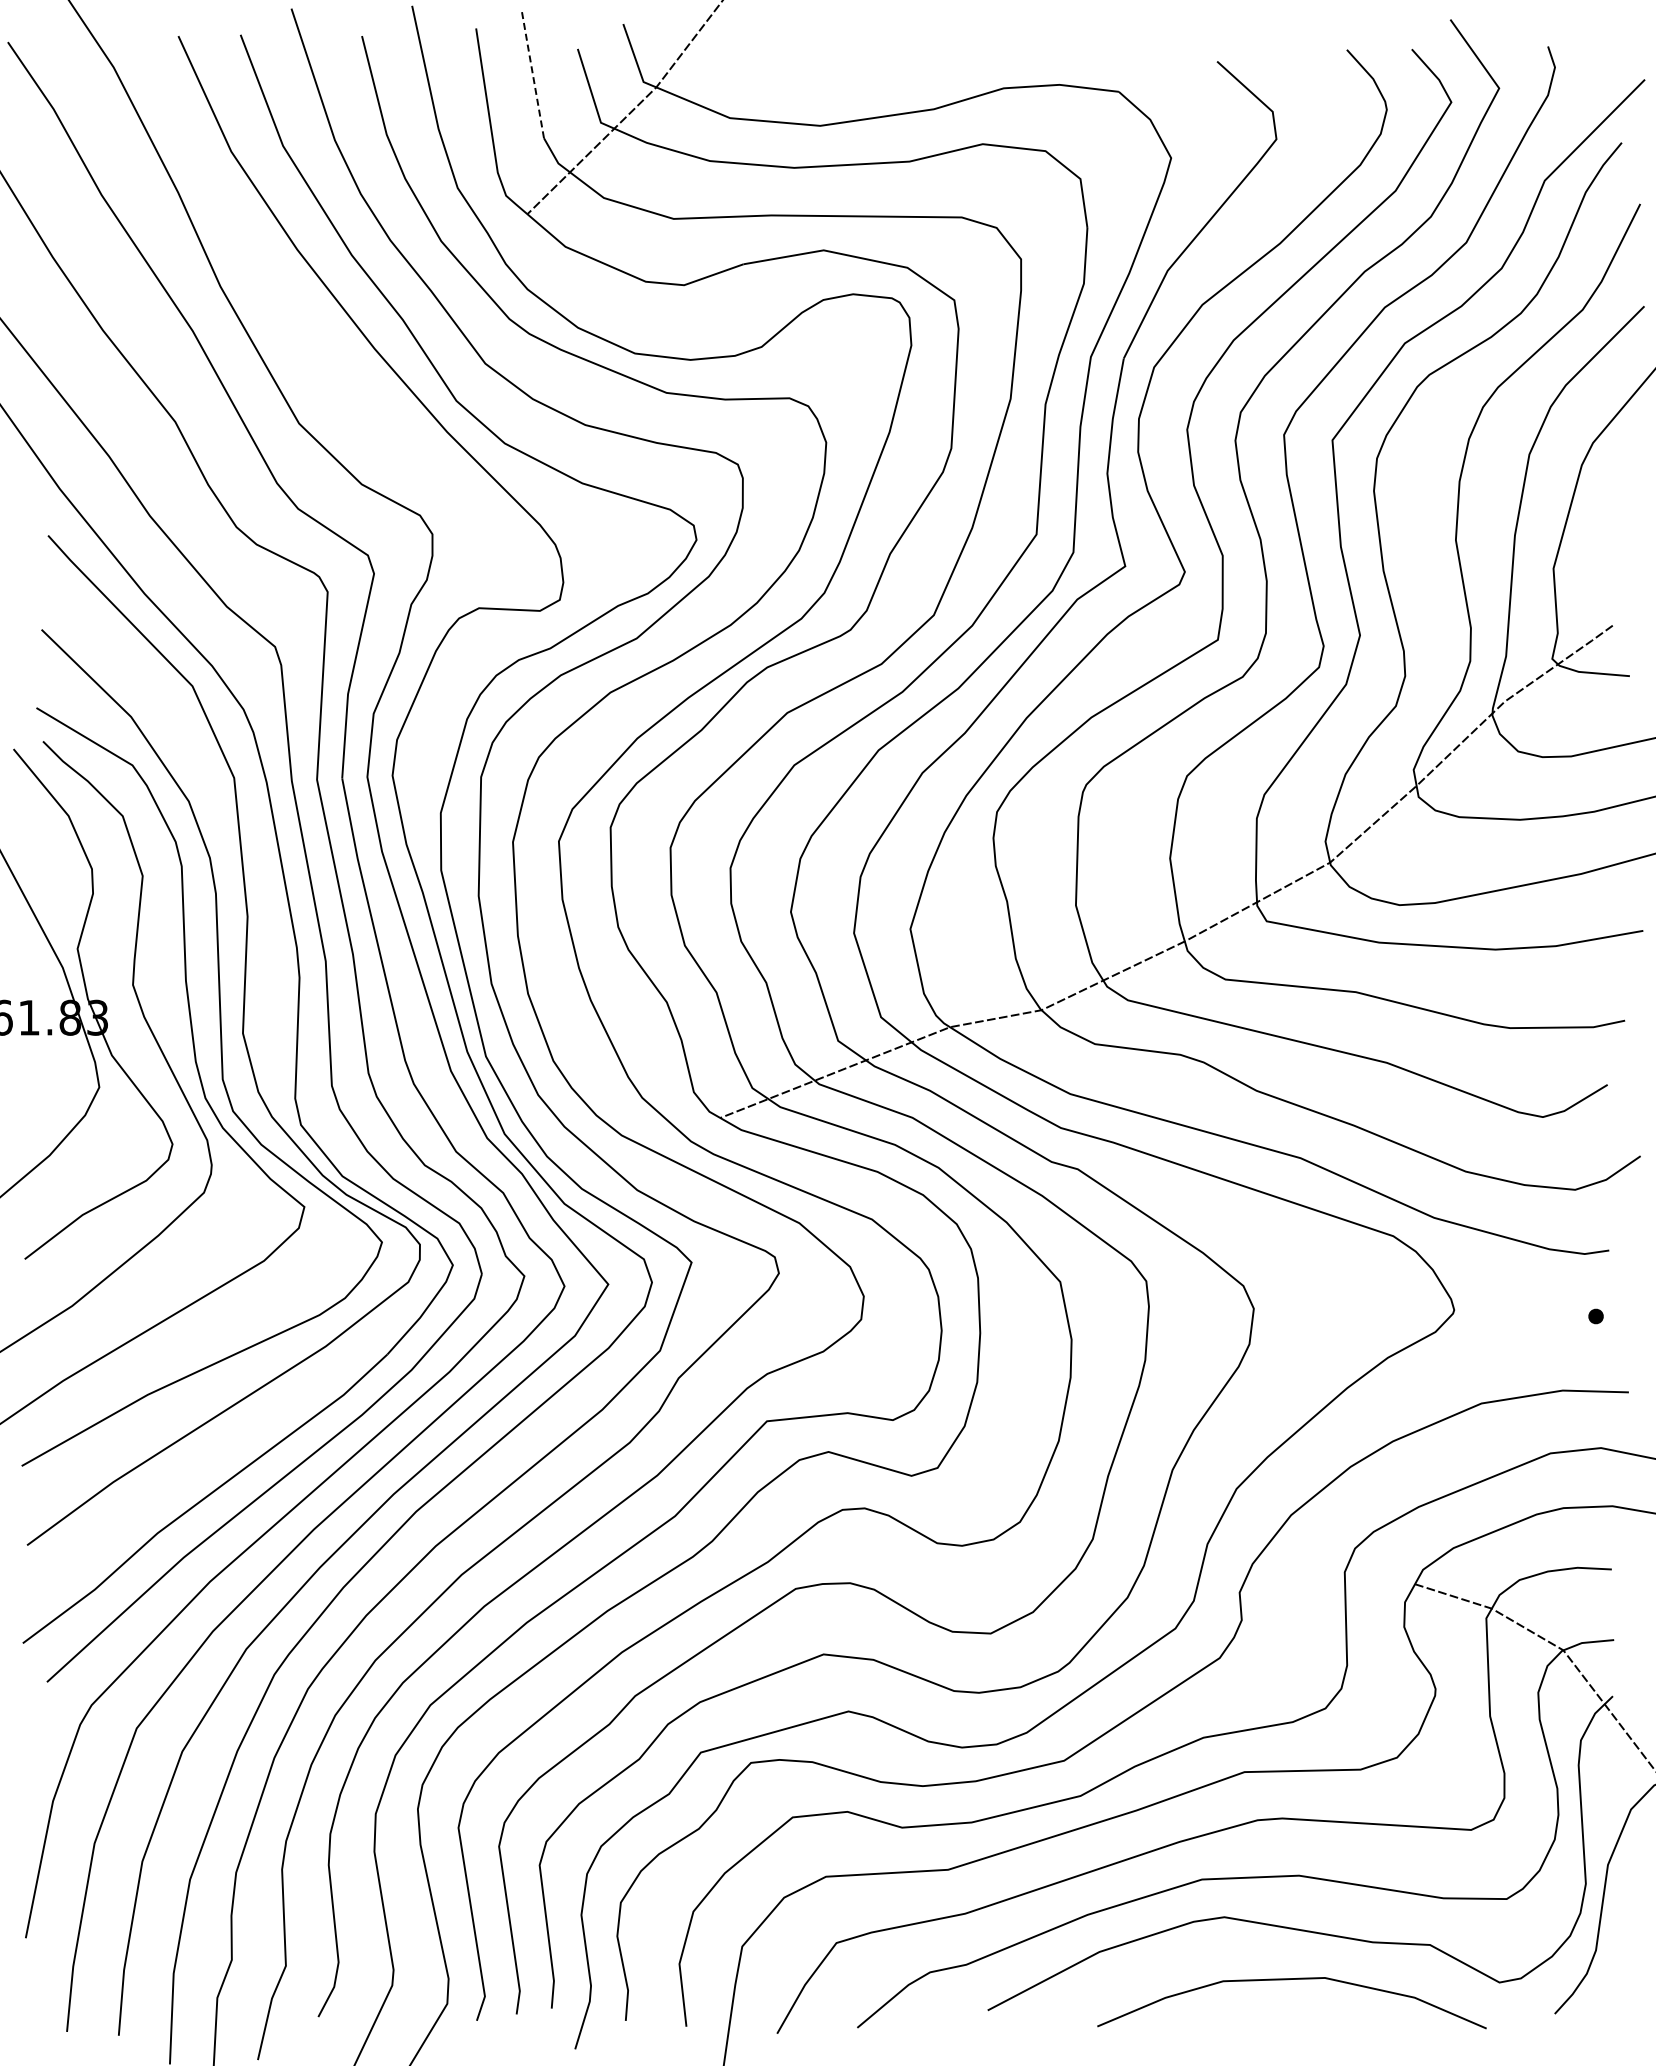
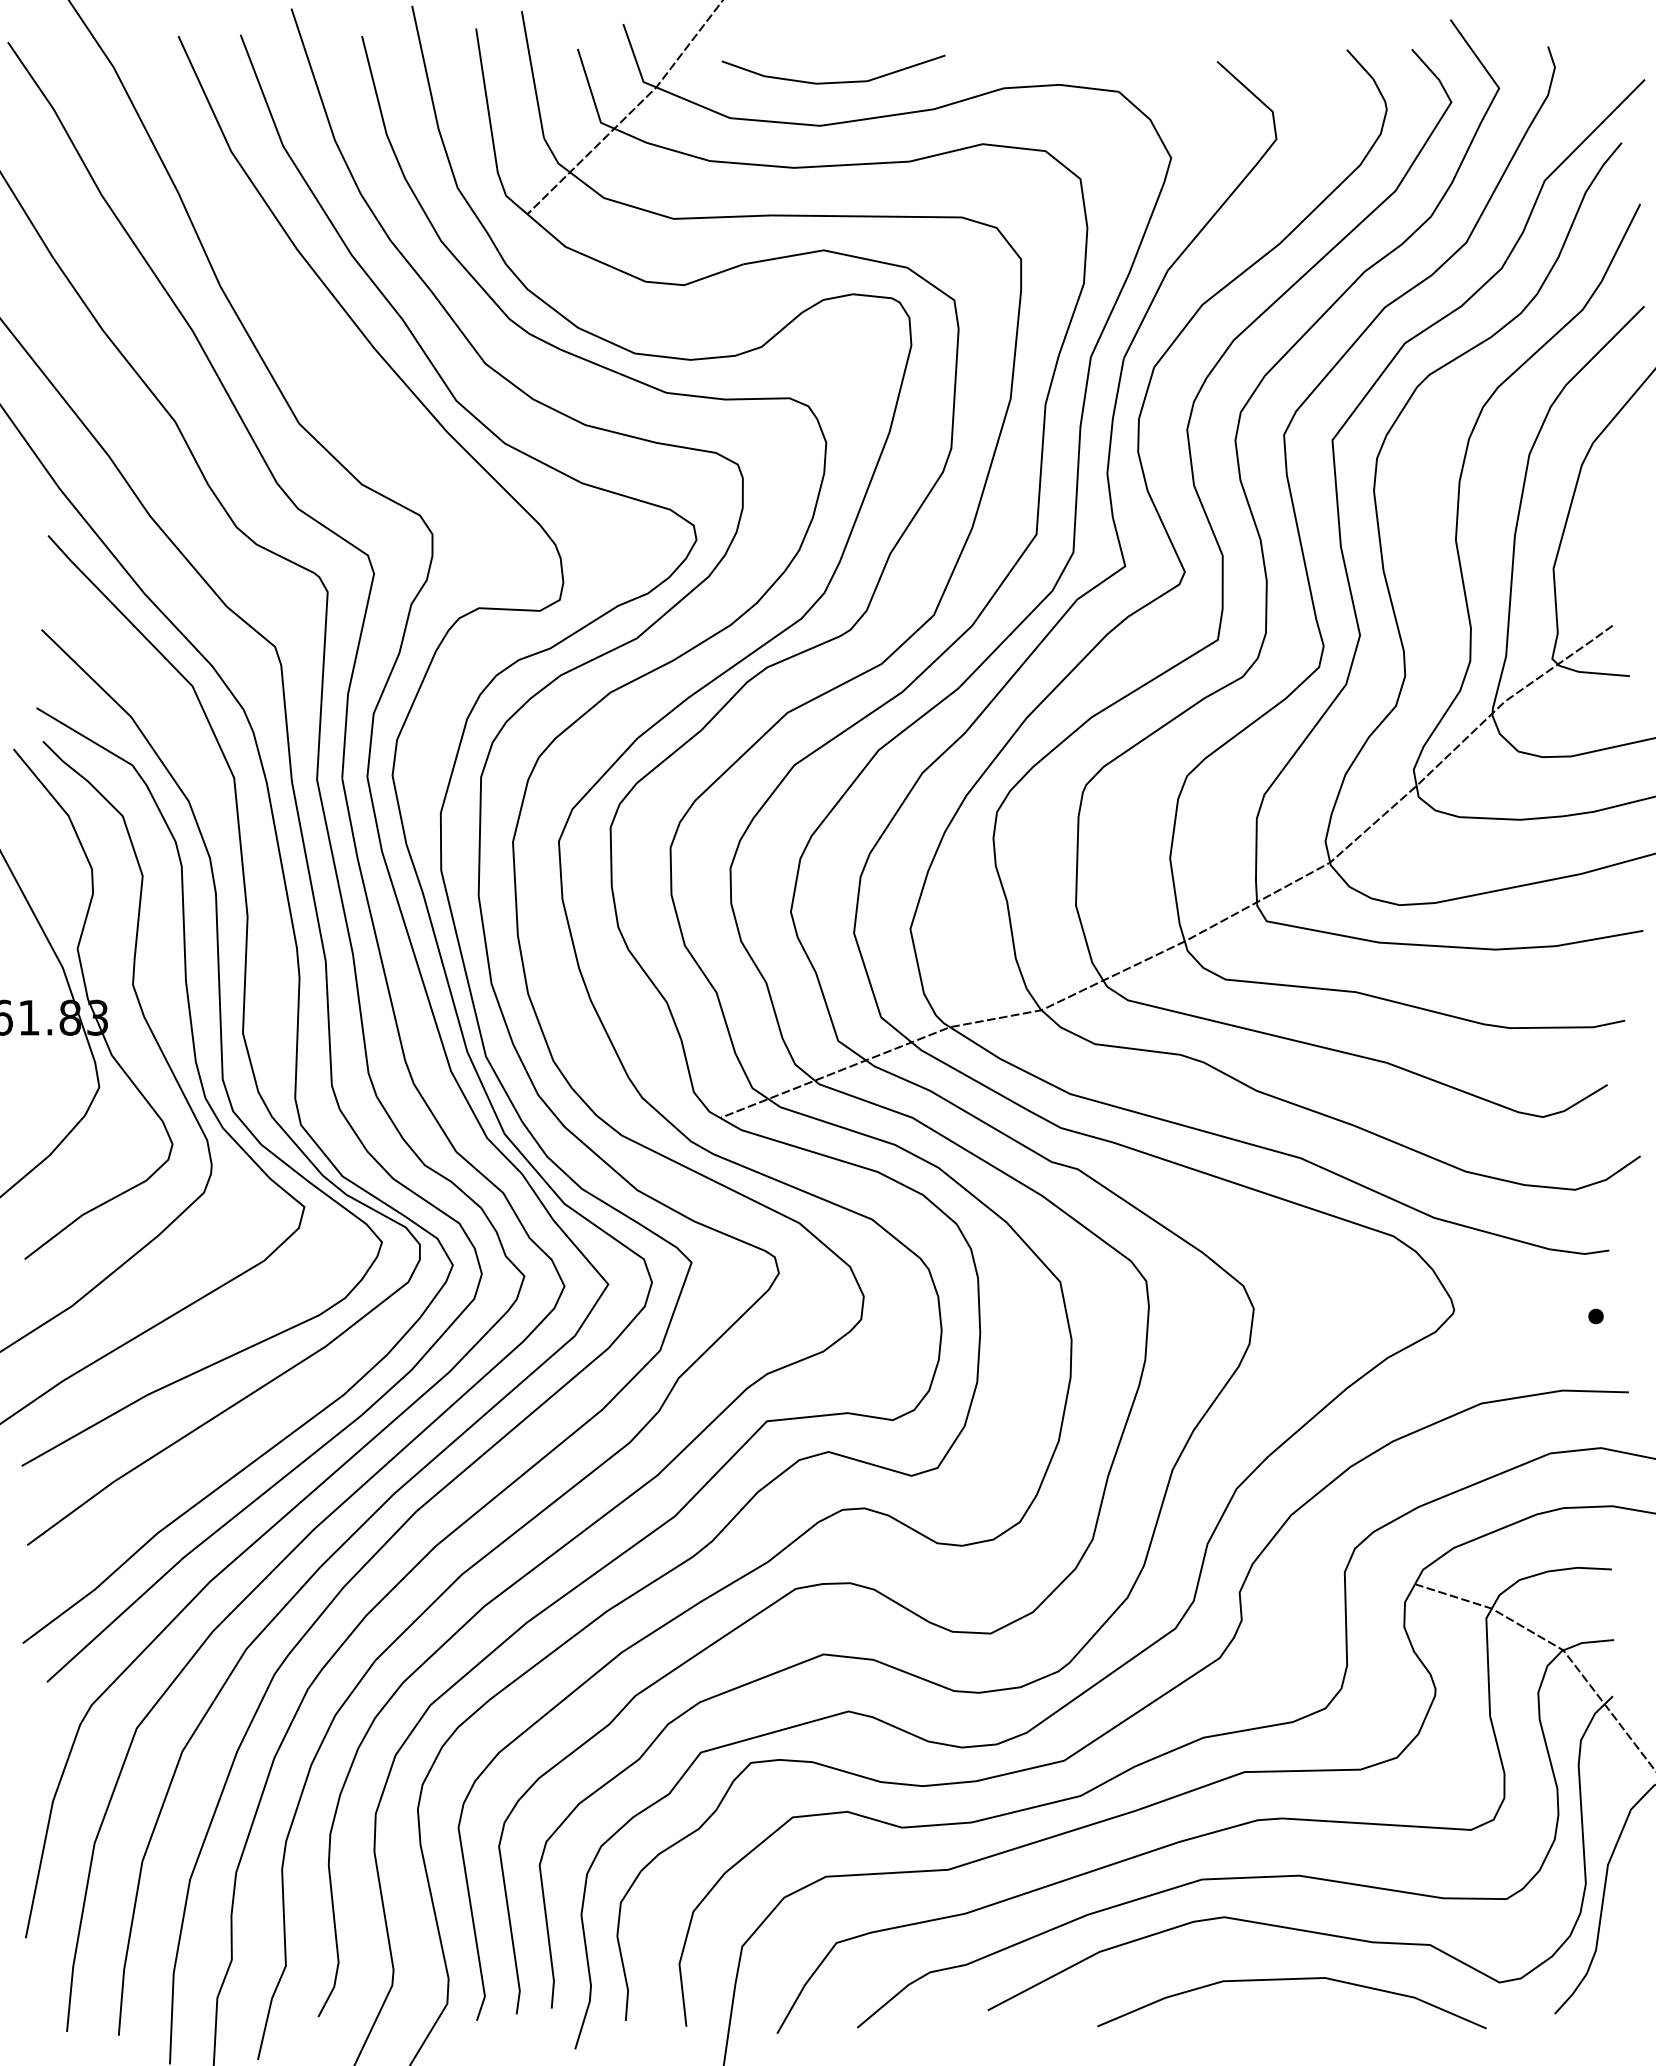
line: dashed -> solid (532, 74)
line: none -> present (835, 81)
